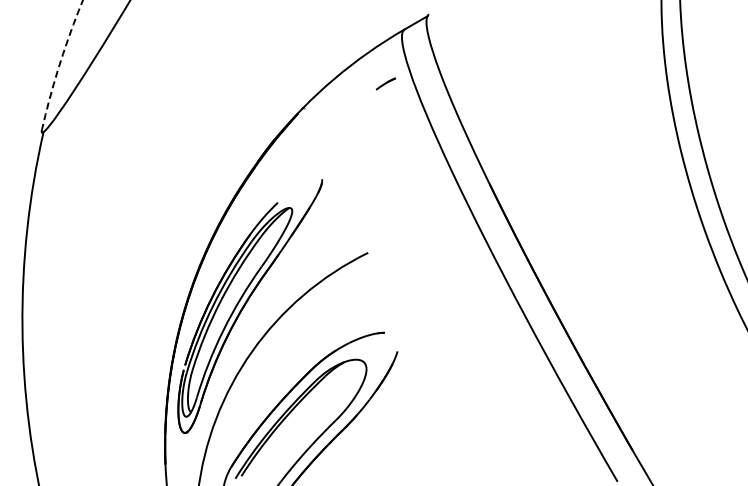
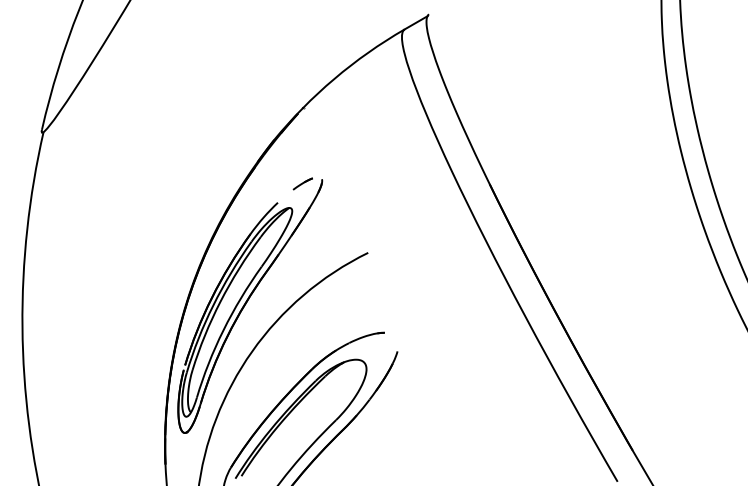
arc: dashed -> solid (59, 64)
line position: (385, 83) -> (302, 183) (302, 183)
